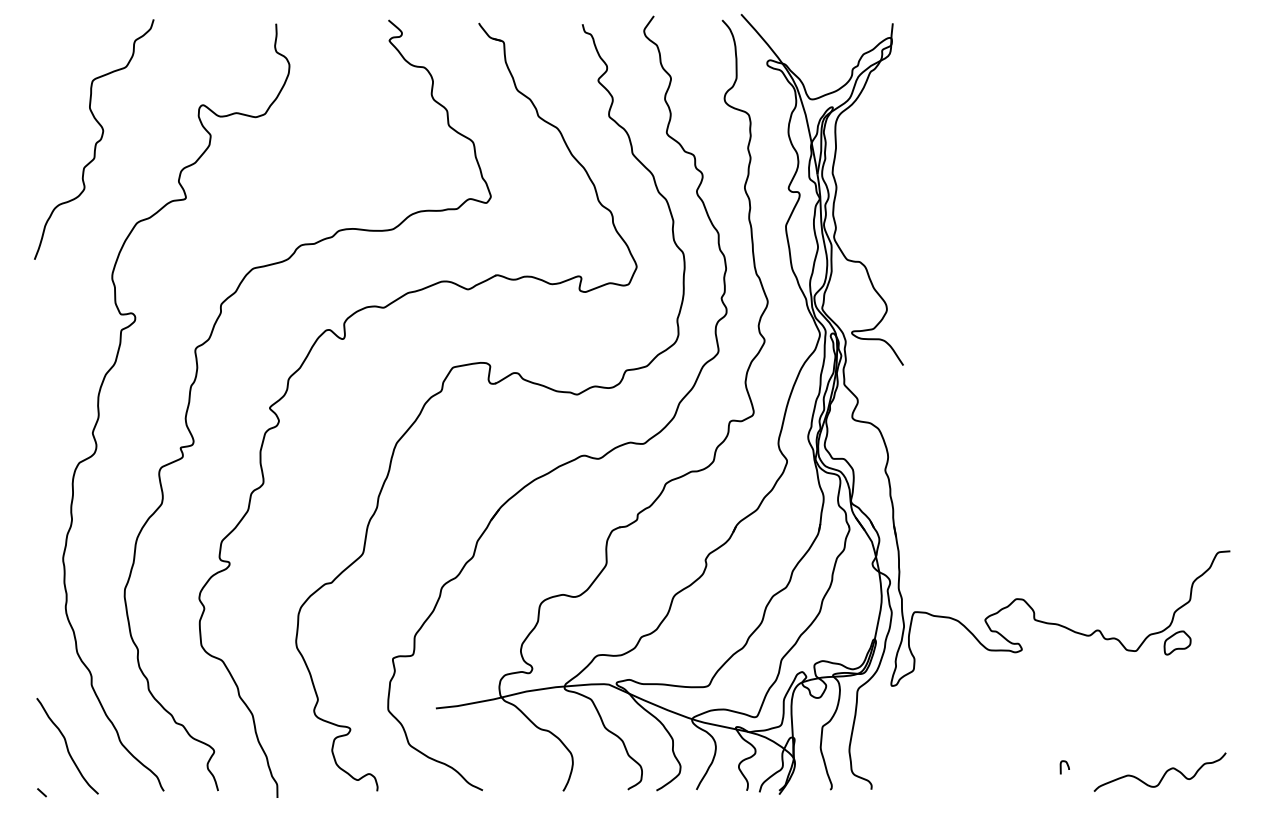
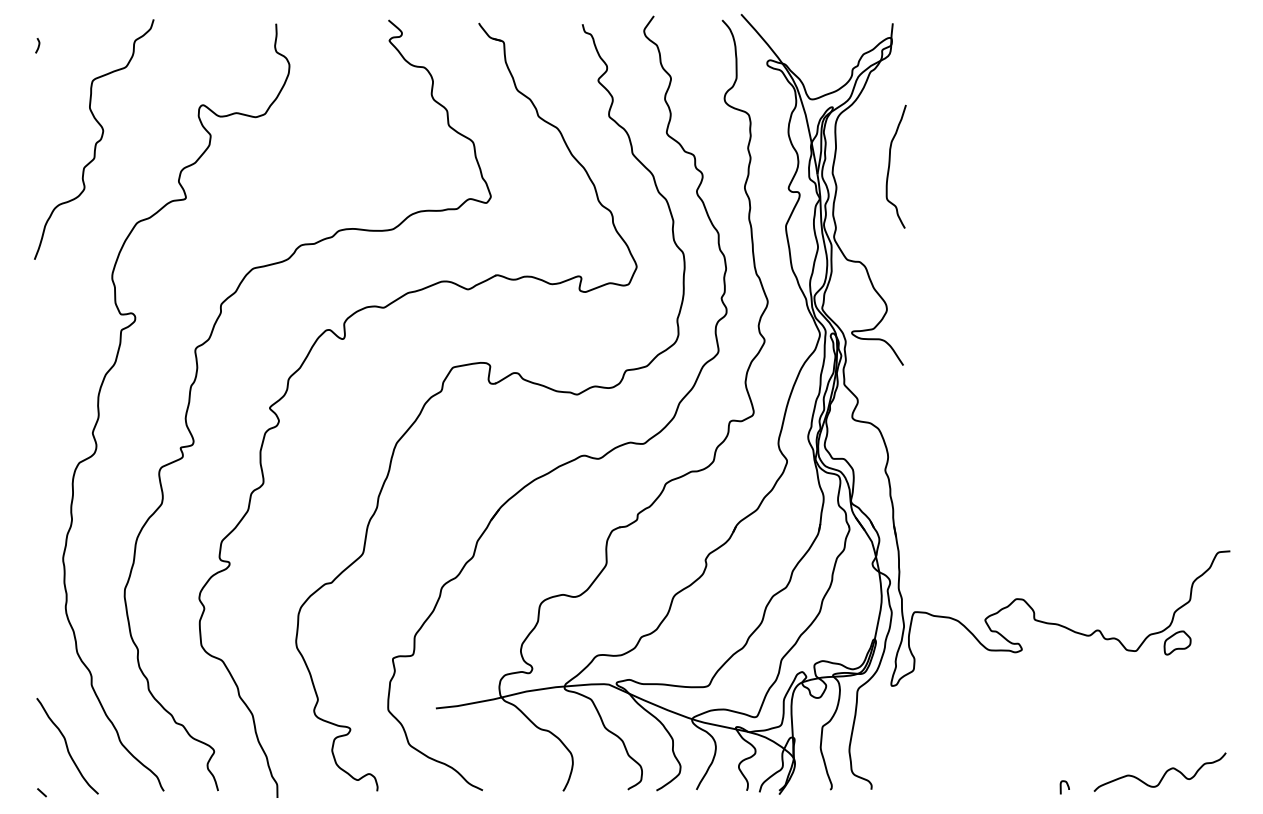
curve: none -> present (38, 45)
curve: none -> present (890, 165)
curve position: (1061, 767) -> (1061, 787) (1061, 787)
